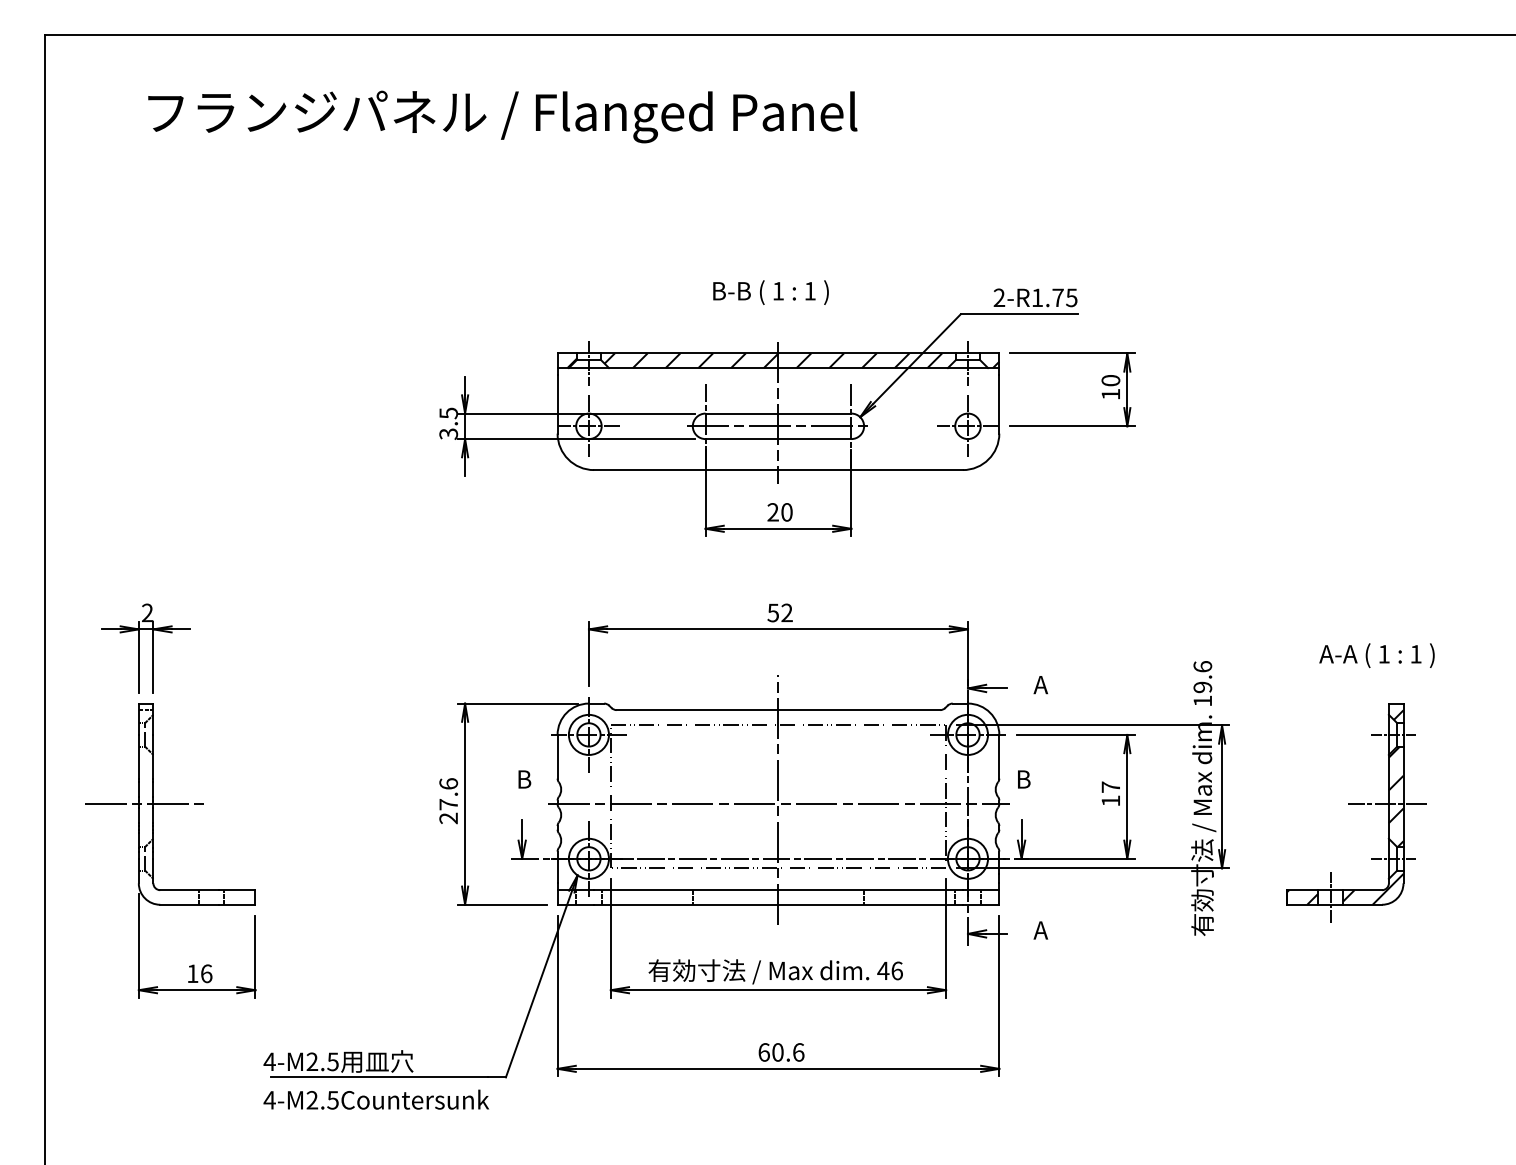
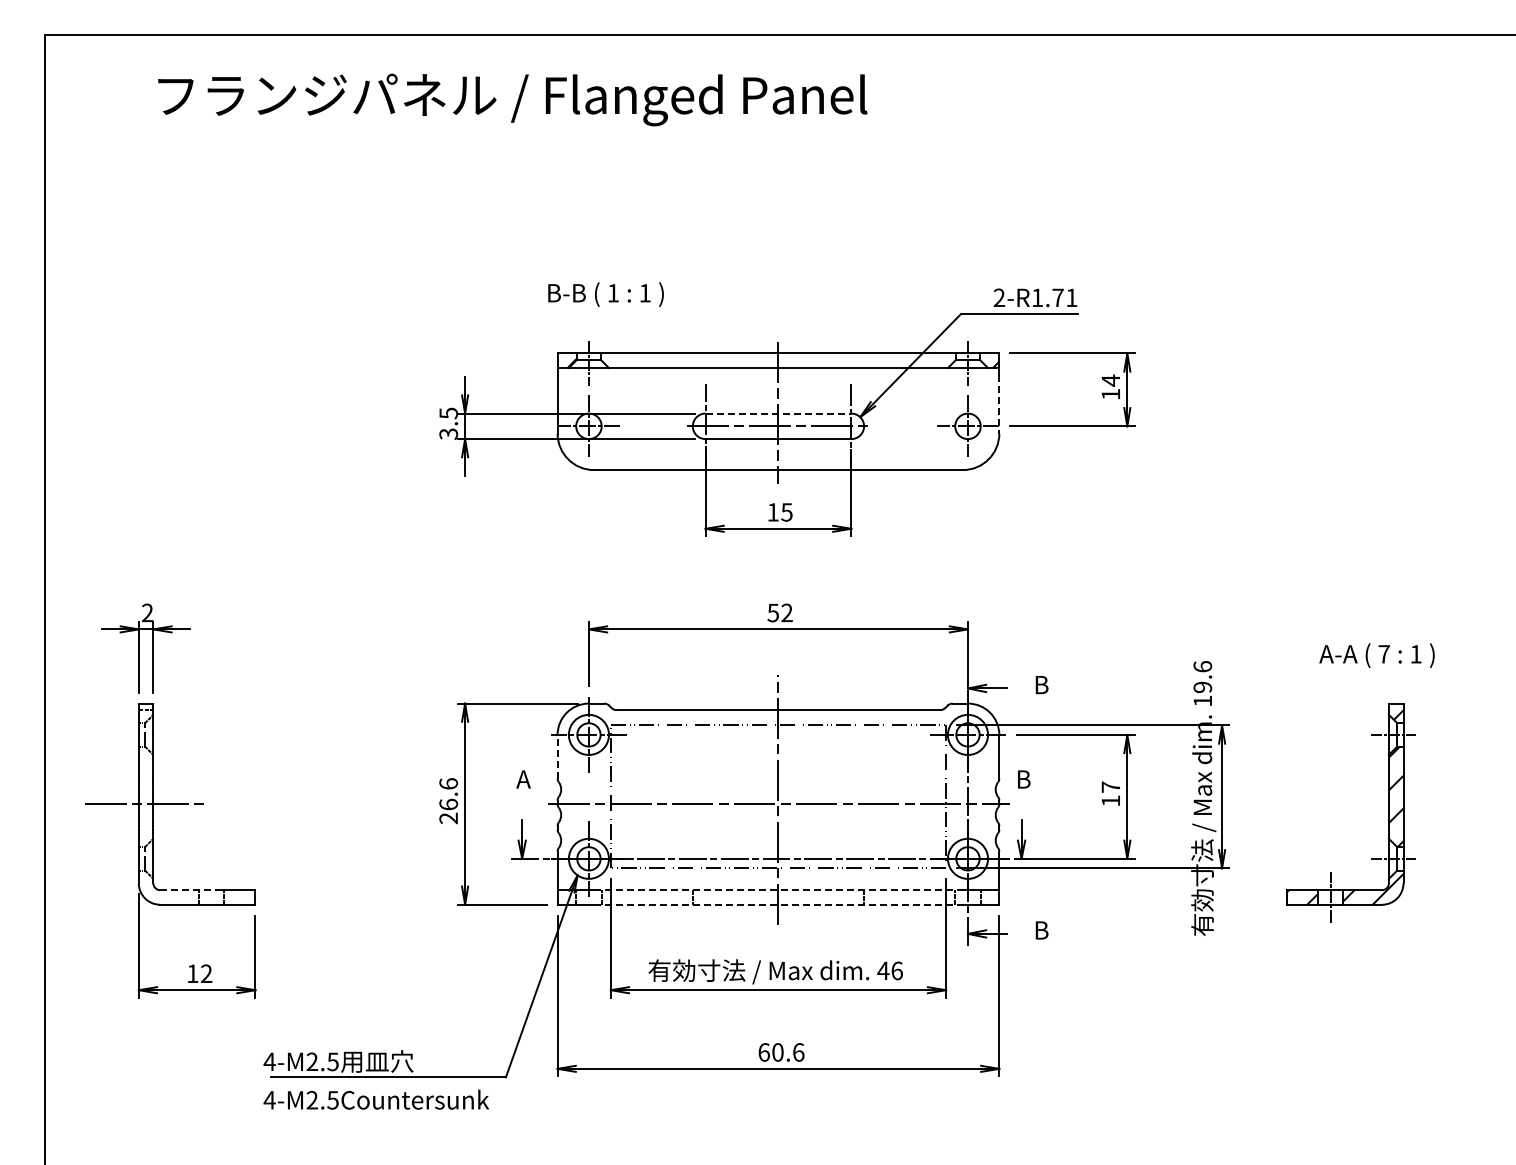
text position: (502, 116) -> (512, 99) (512, 99)
text position: (770, 292) -> (605, 294) (605, 294)
text: 2-R1.75 -> 2-R1.71 (1071, 297)
hatch: present -> none (773, 360)
text: 10 -> 14 (1110, 380)
line: solid -> dashed (999, 404)
line: solid -> dashed (778, 413)
text: 20 -> 15 (779, 512)
text: 1 -> 7 (1383, 654)
text: A -> B (1040, 685)
line: solid -> dashed (557, 756)
text: B -> A (523, 779)
text: 27.6 -> 26.6 (448, 804)
line: present -> none (1386, 804)
line: solid -> dashed (190, 890)
line: solid -> dashed (778, 890)
line: solid -> dashed (778, 904)
text: A -> B (1040, 930)
text: 16 -> 12 (206, 973)
